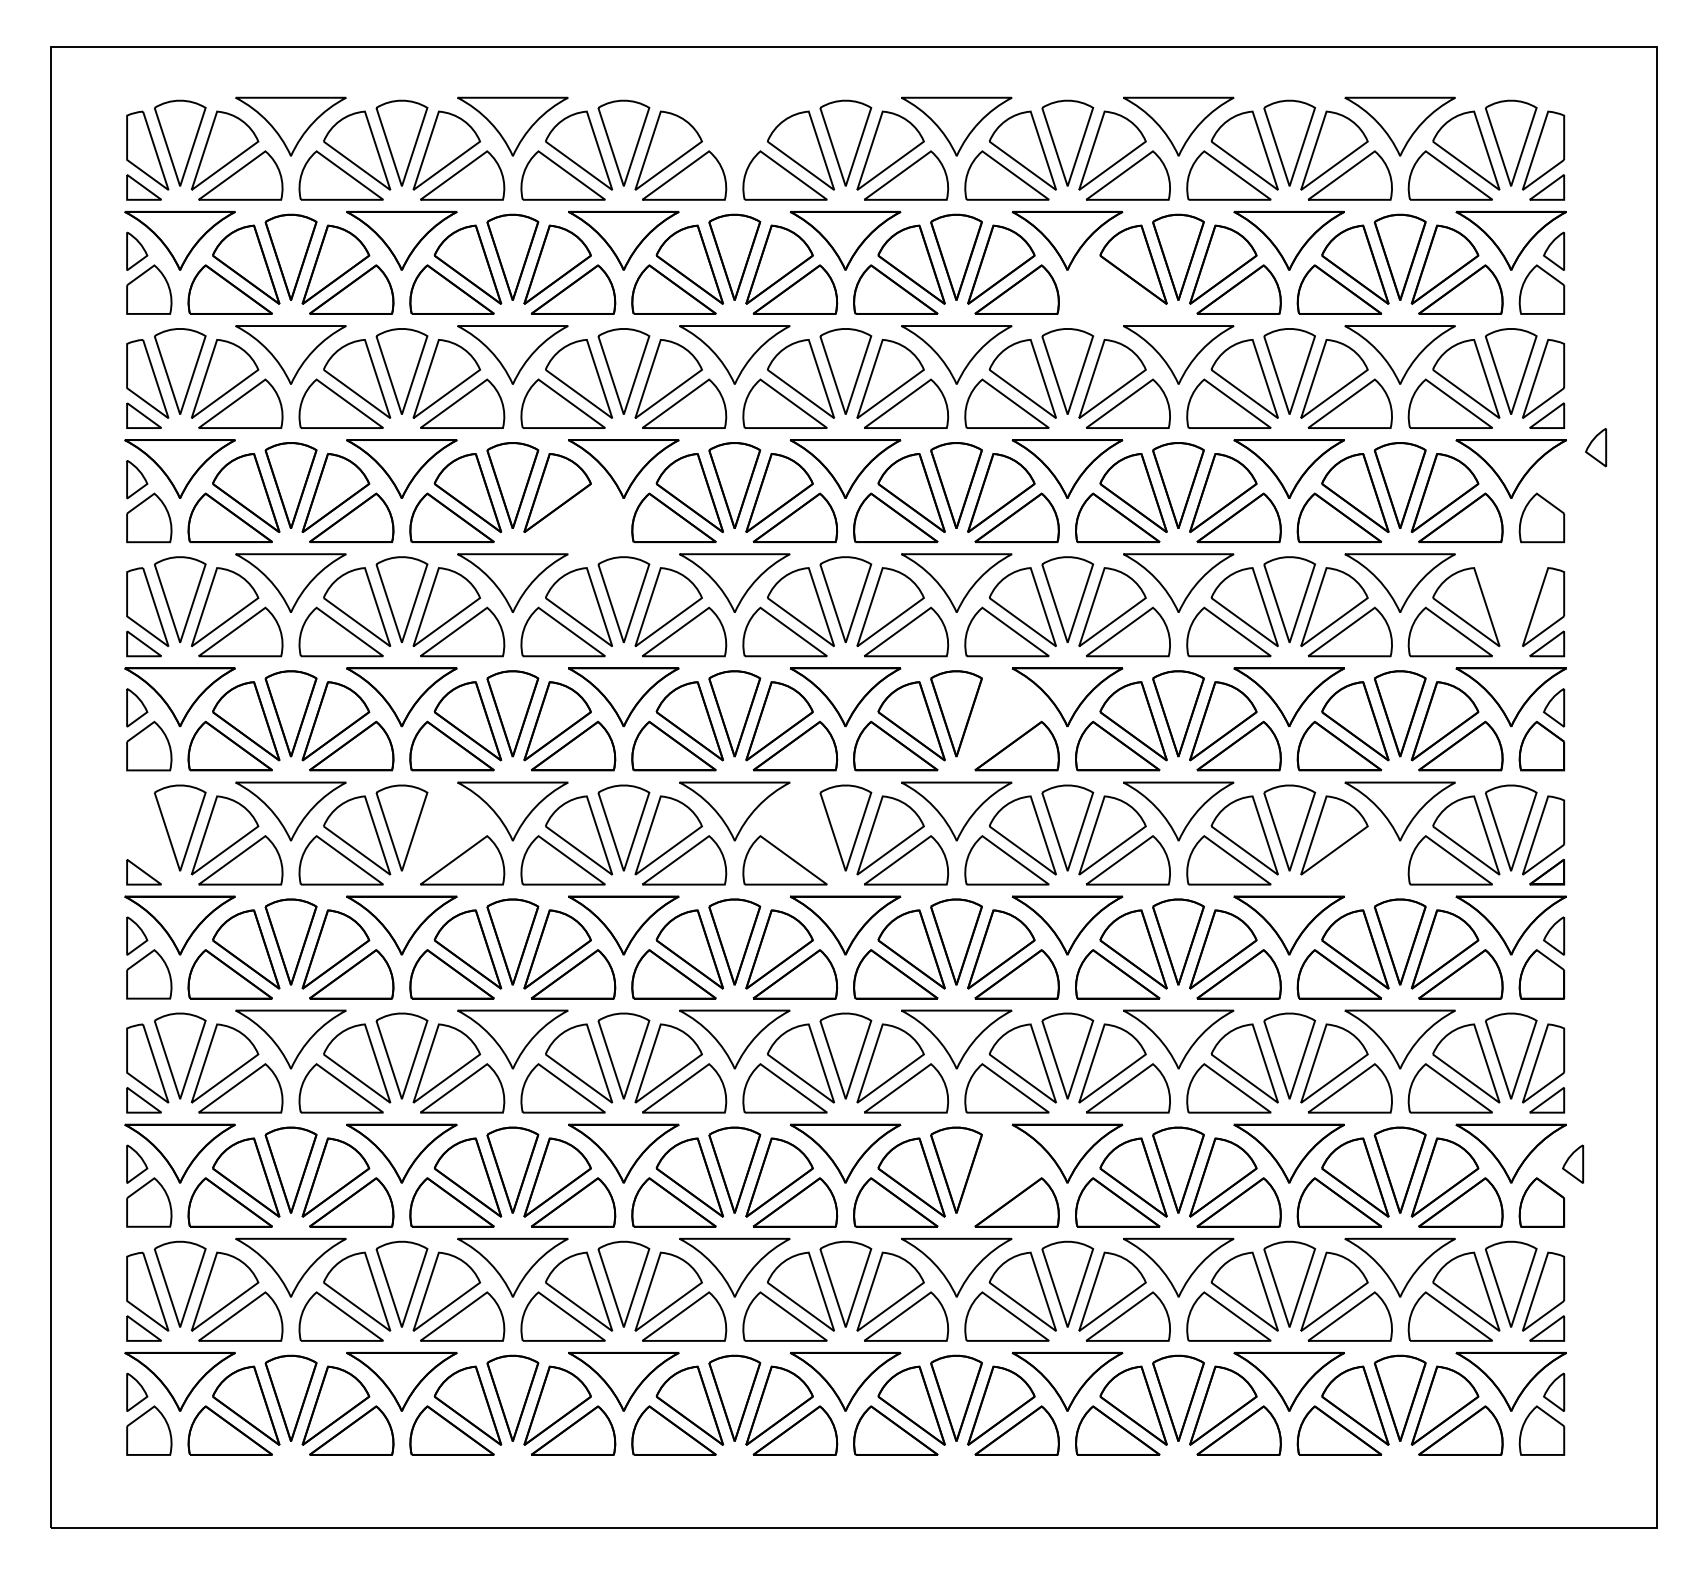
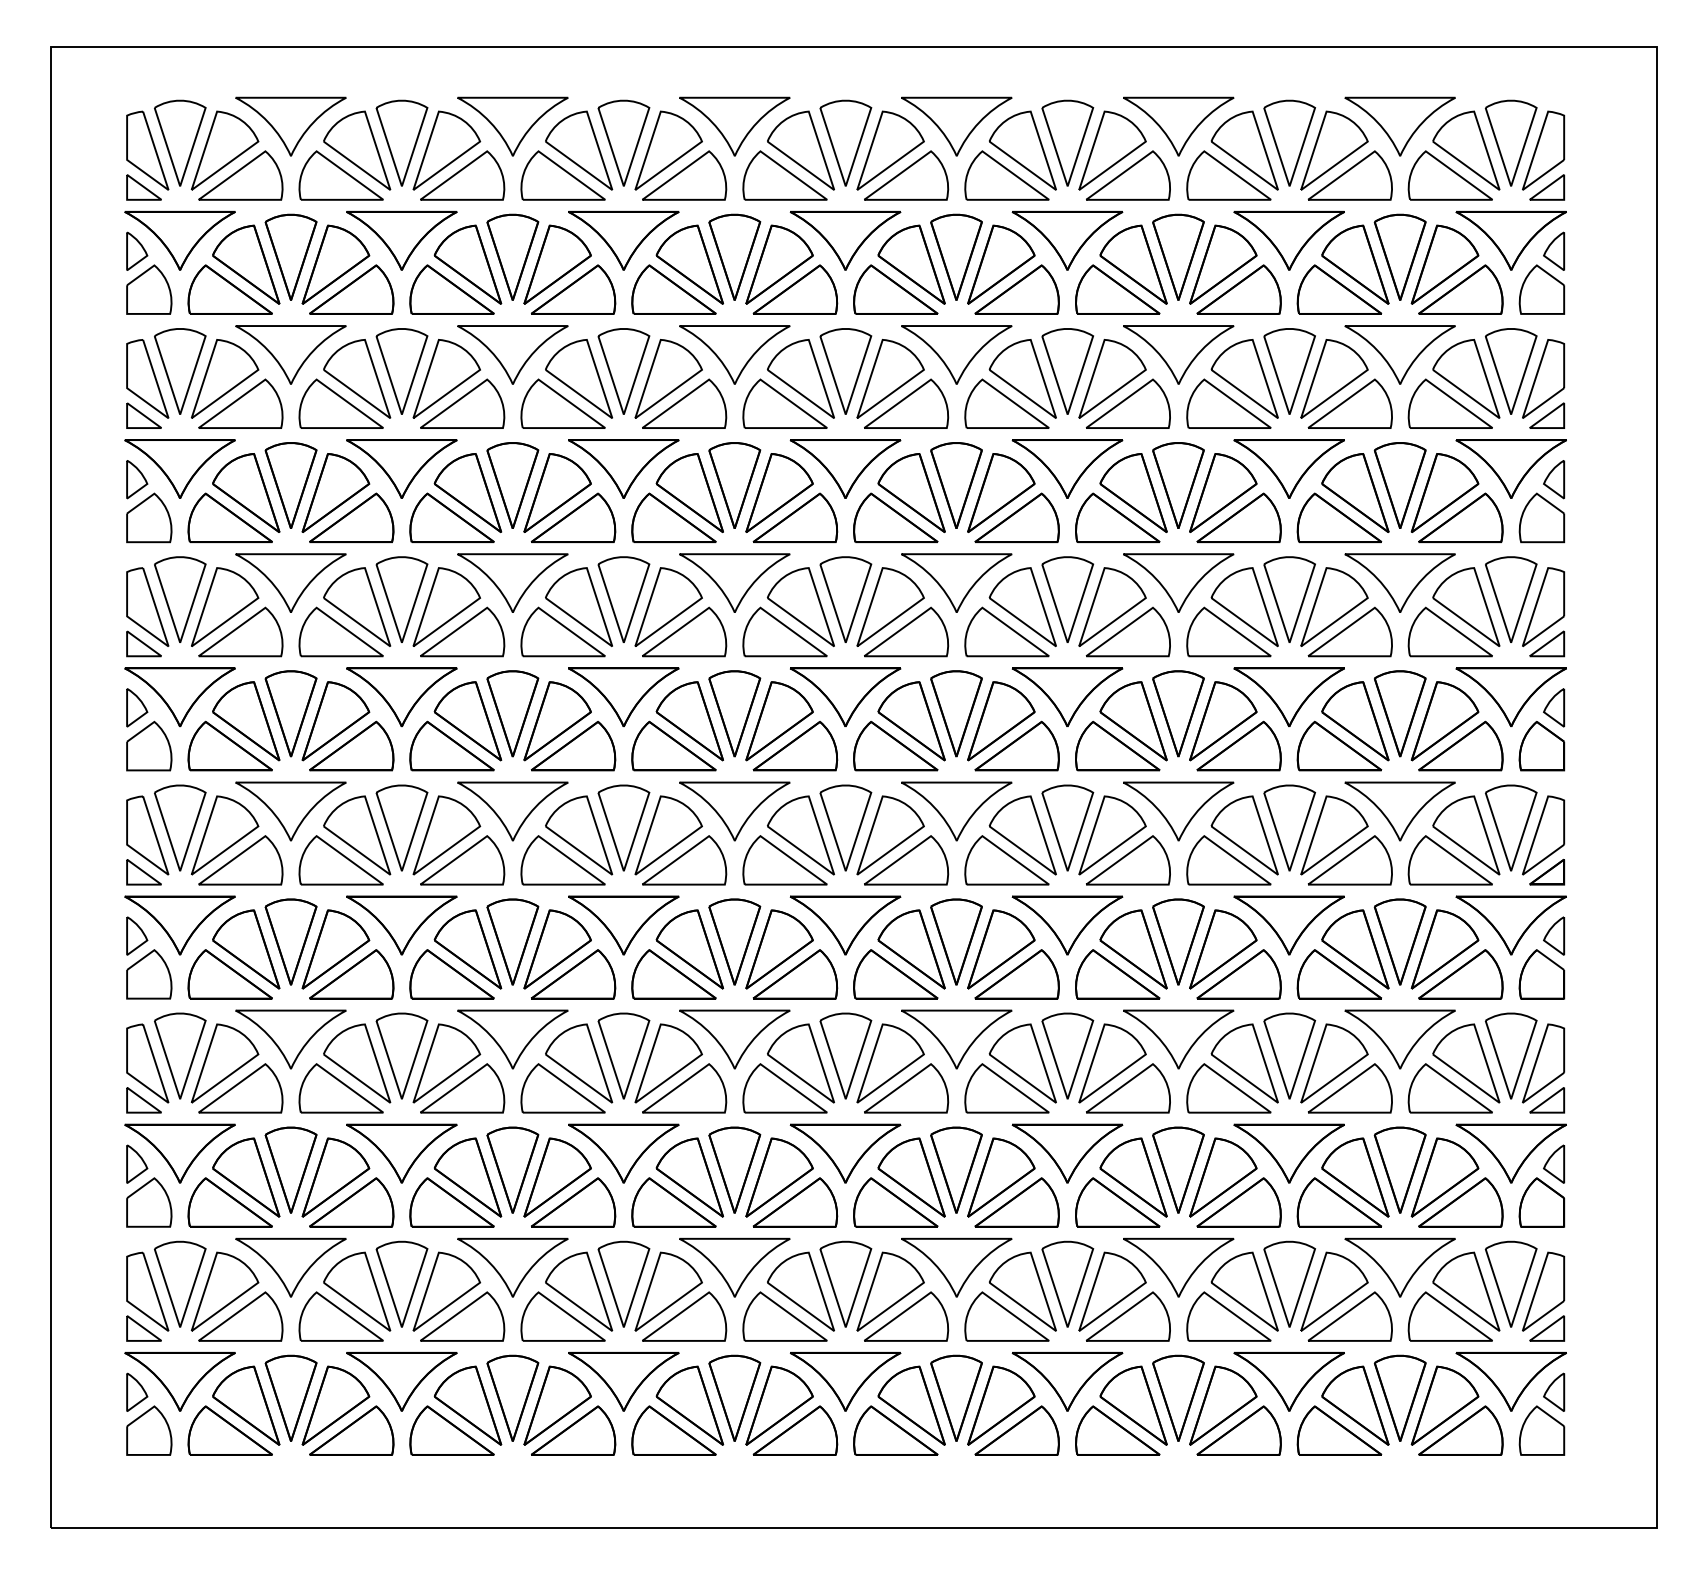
part: none -> present (734, 126)
part: none -> present (1117, 289)
part position: (1596, 447) -> (1554, 479) (1554, 479)
part: none -> present (573, 517)
part: none -> present (1511, 599)
part: none -> present (1001, 721)
part: none -> present (147, 835)
part: none -> present (446, 835)
part: none -> present (800, 835)
part: none -> present (1349, 860)
part position: (1573, 1163) -> (1554, 1163) (1554, 1163)
part: none -> present (1001, 1177)
